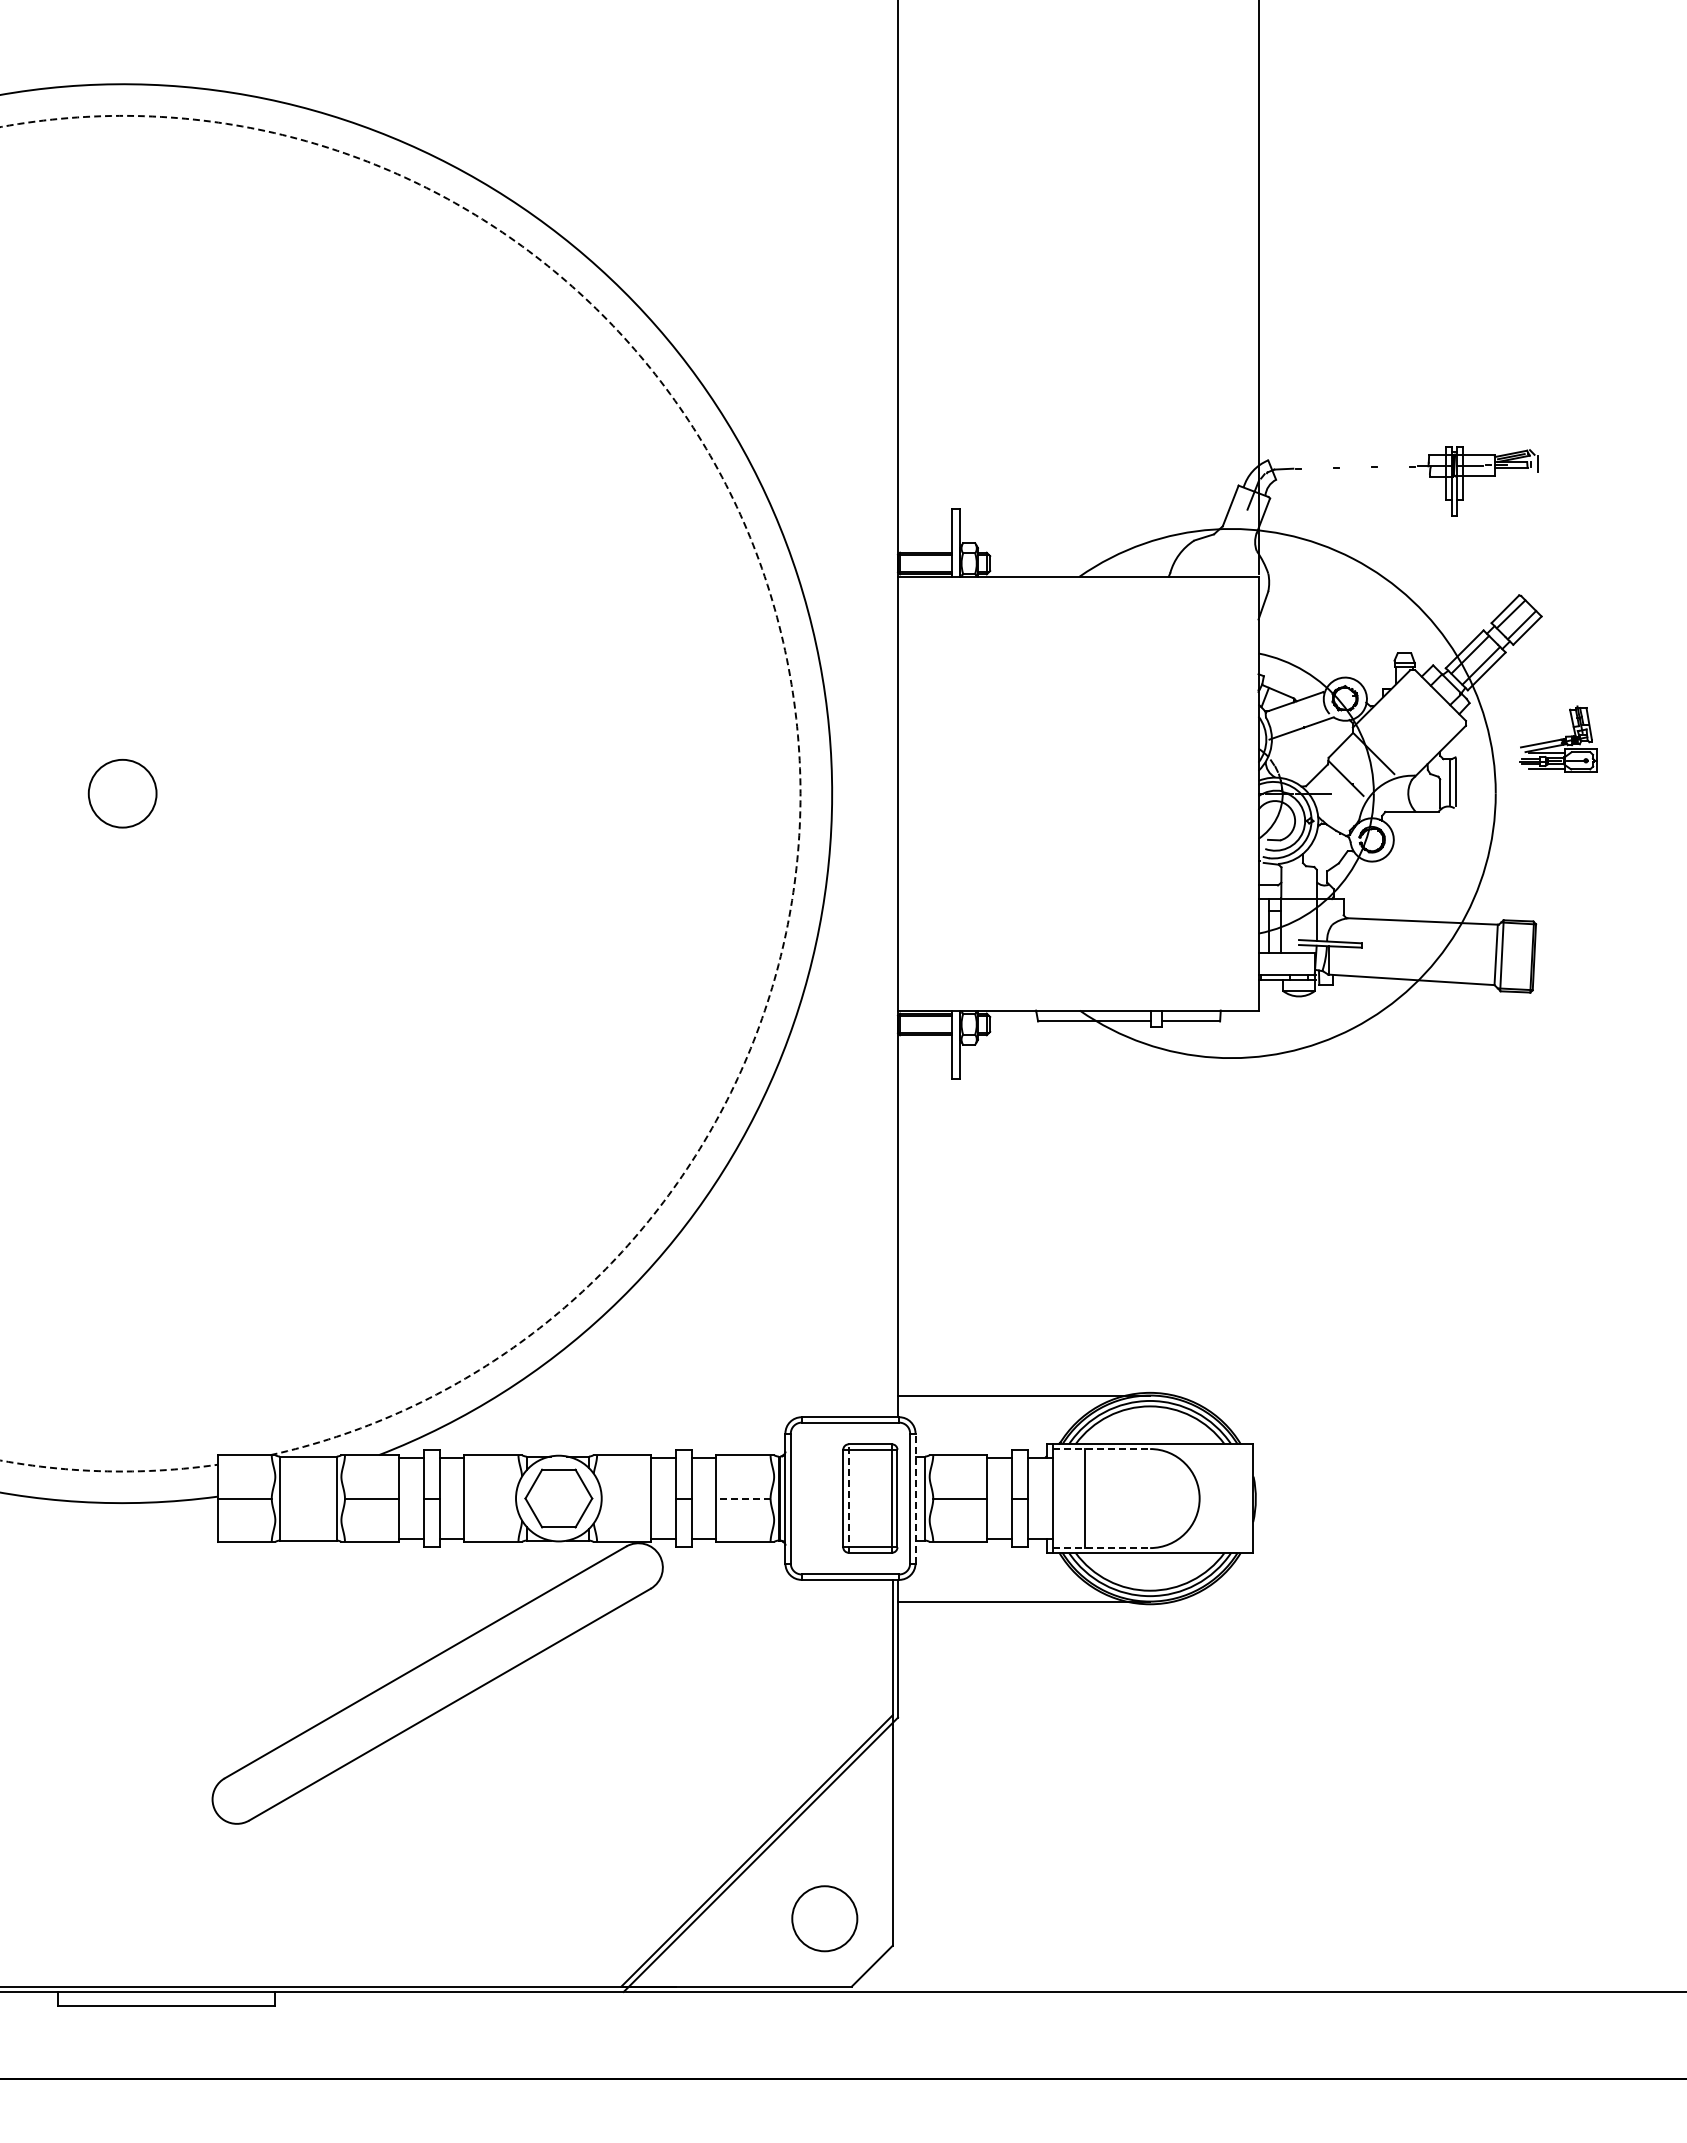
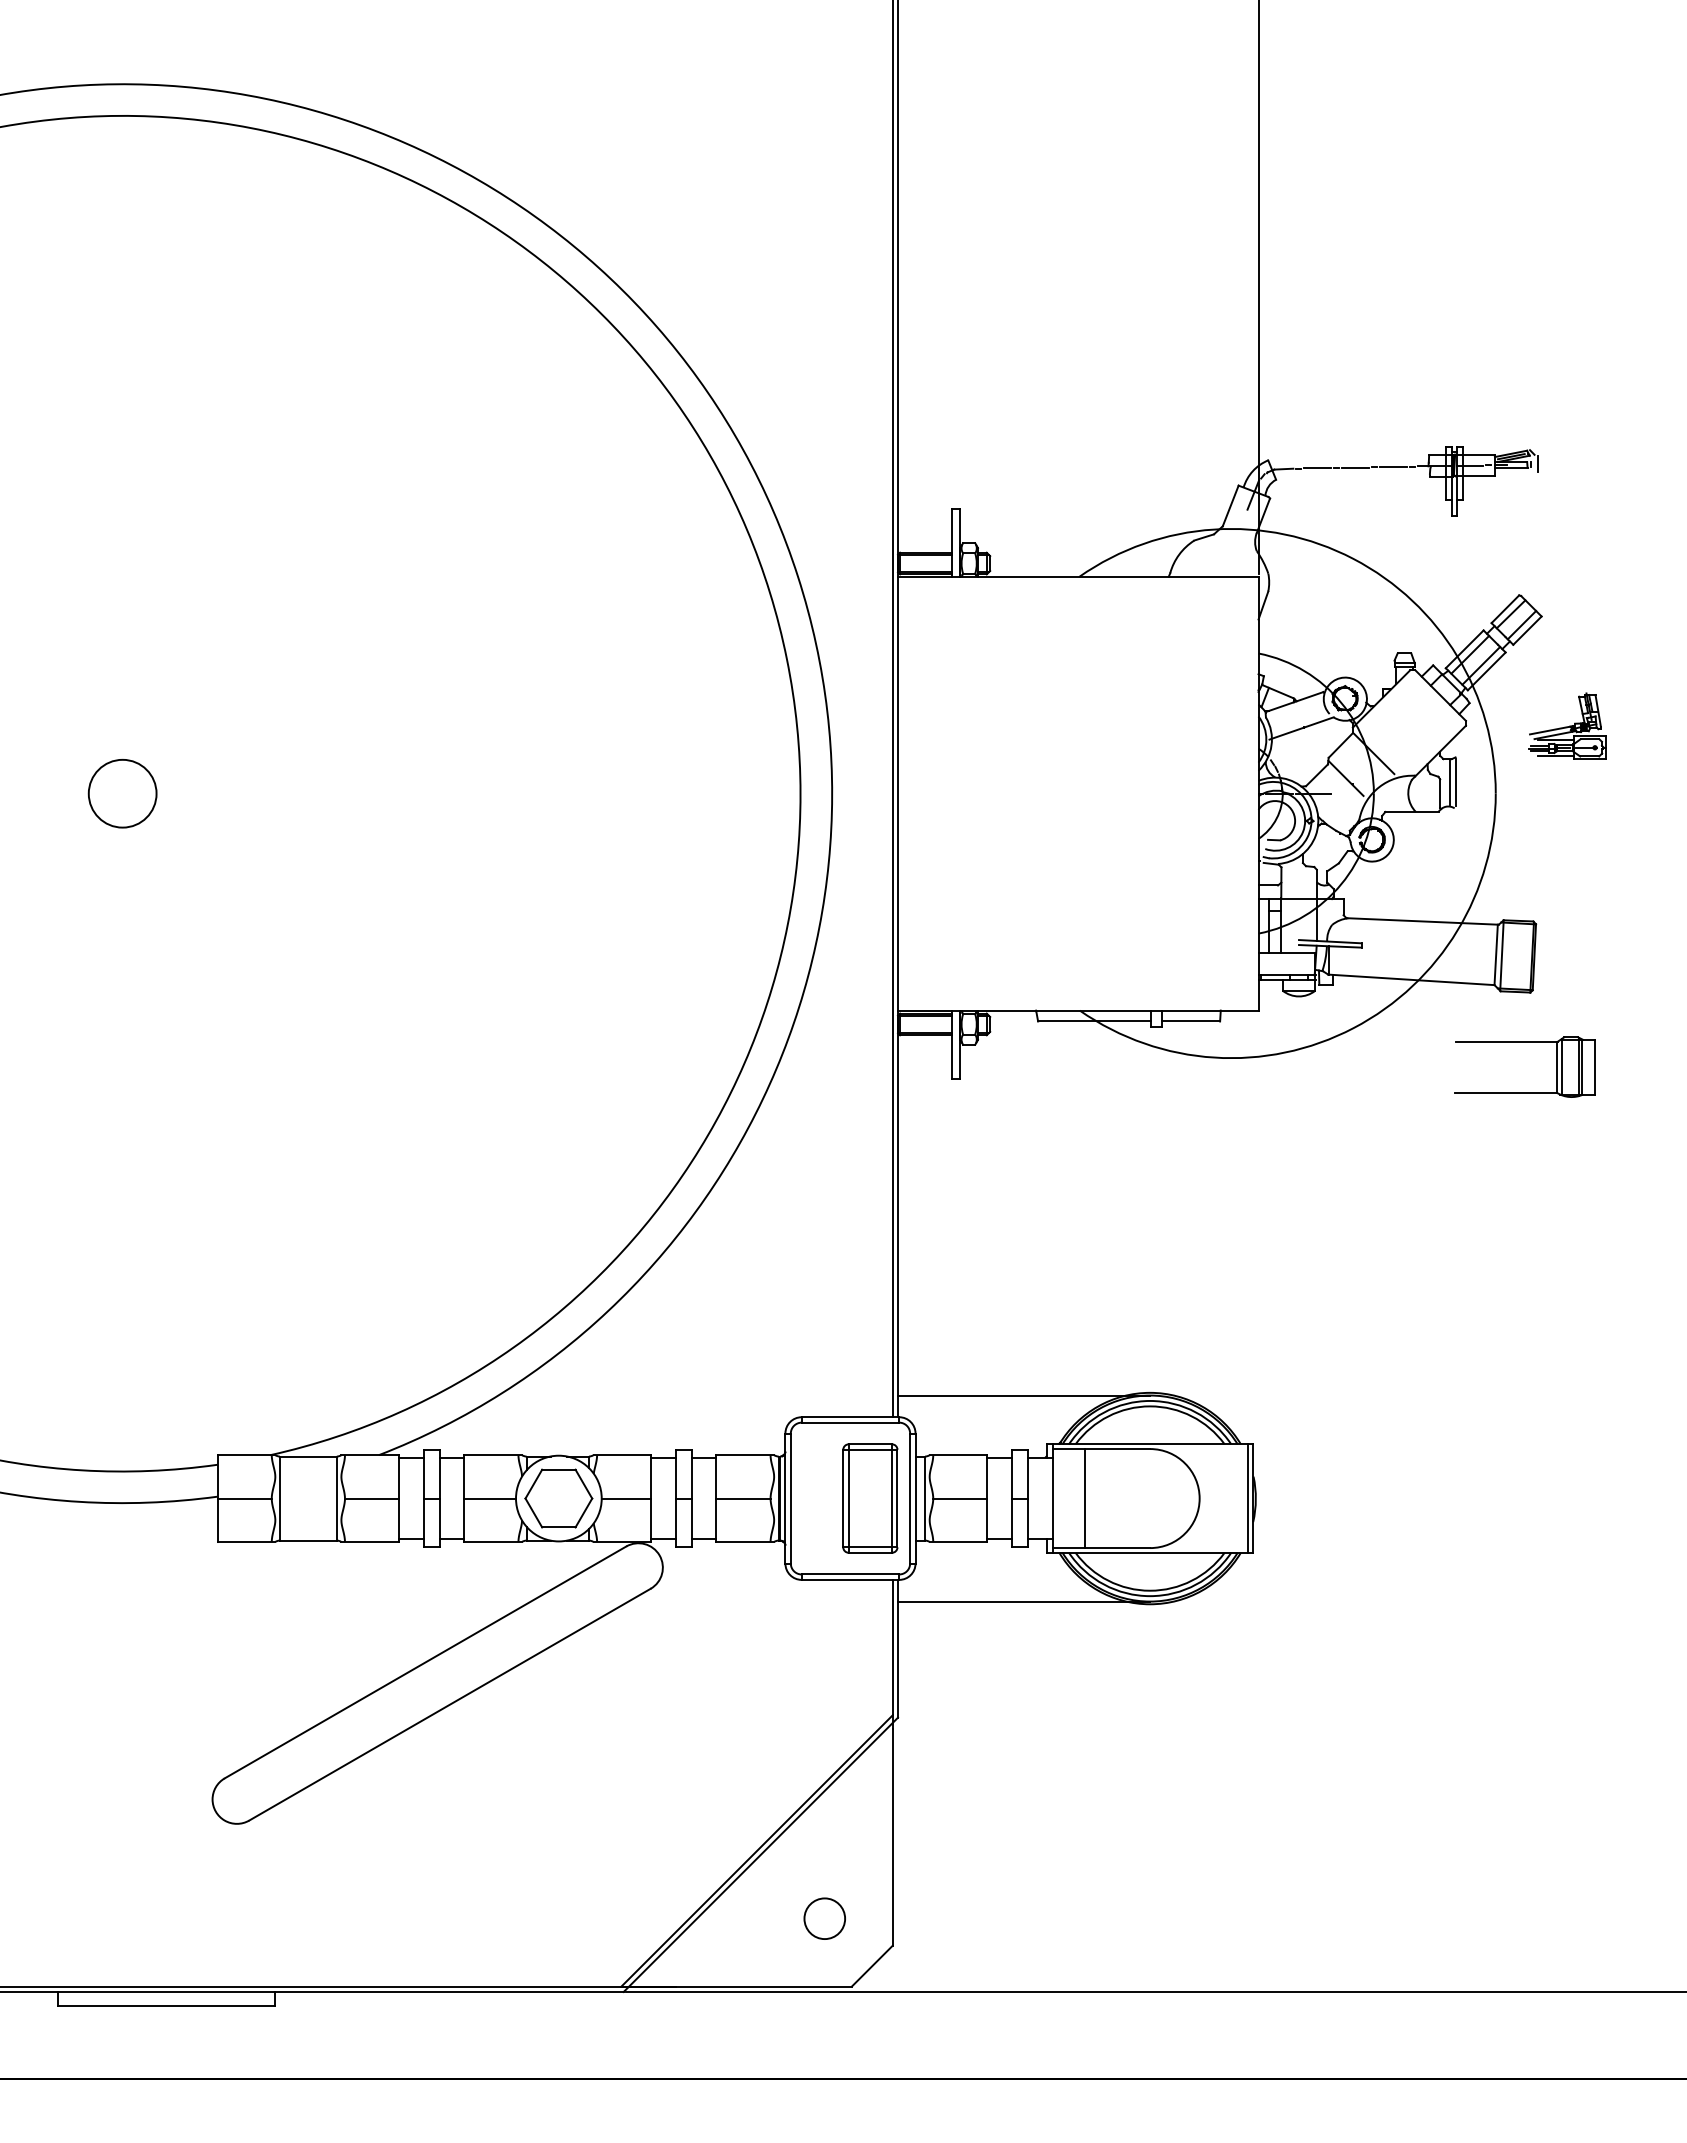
line: none -> present (1355, 467)
line: none -> present (1393, 467)
line: none -> present (1317, 468)
arc: dashed -> solid (756, 553)
line: none -> present (892, 709)
part position: (1558, 738) -> (1567, 725) (1567, 725)
part: none -> present (1524, 1042)
line: dashed -> solid (1101, 1449)
line: none -> present (490, 1498)
line: none -> present (626, 1498)
line: dashed -> solid (742, 1498)
line: dashed -> solid (848, 1498)
line: dashed -> solid (915, 1498)
line: none -> present (1247, 1498)
line: dashed -> solid (1101, 1548)
circle diameter: 65 px -> 41 px (824, 1918)
